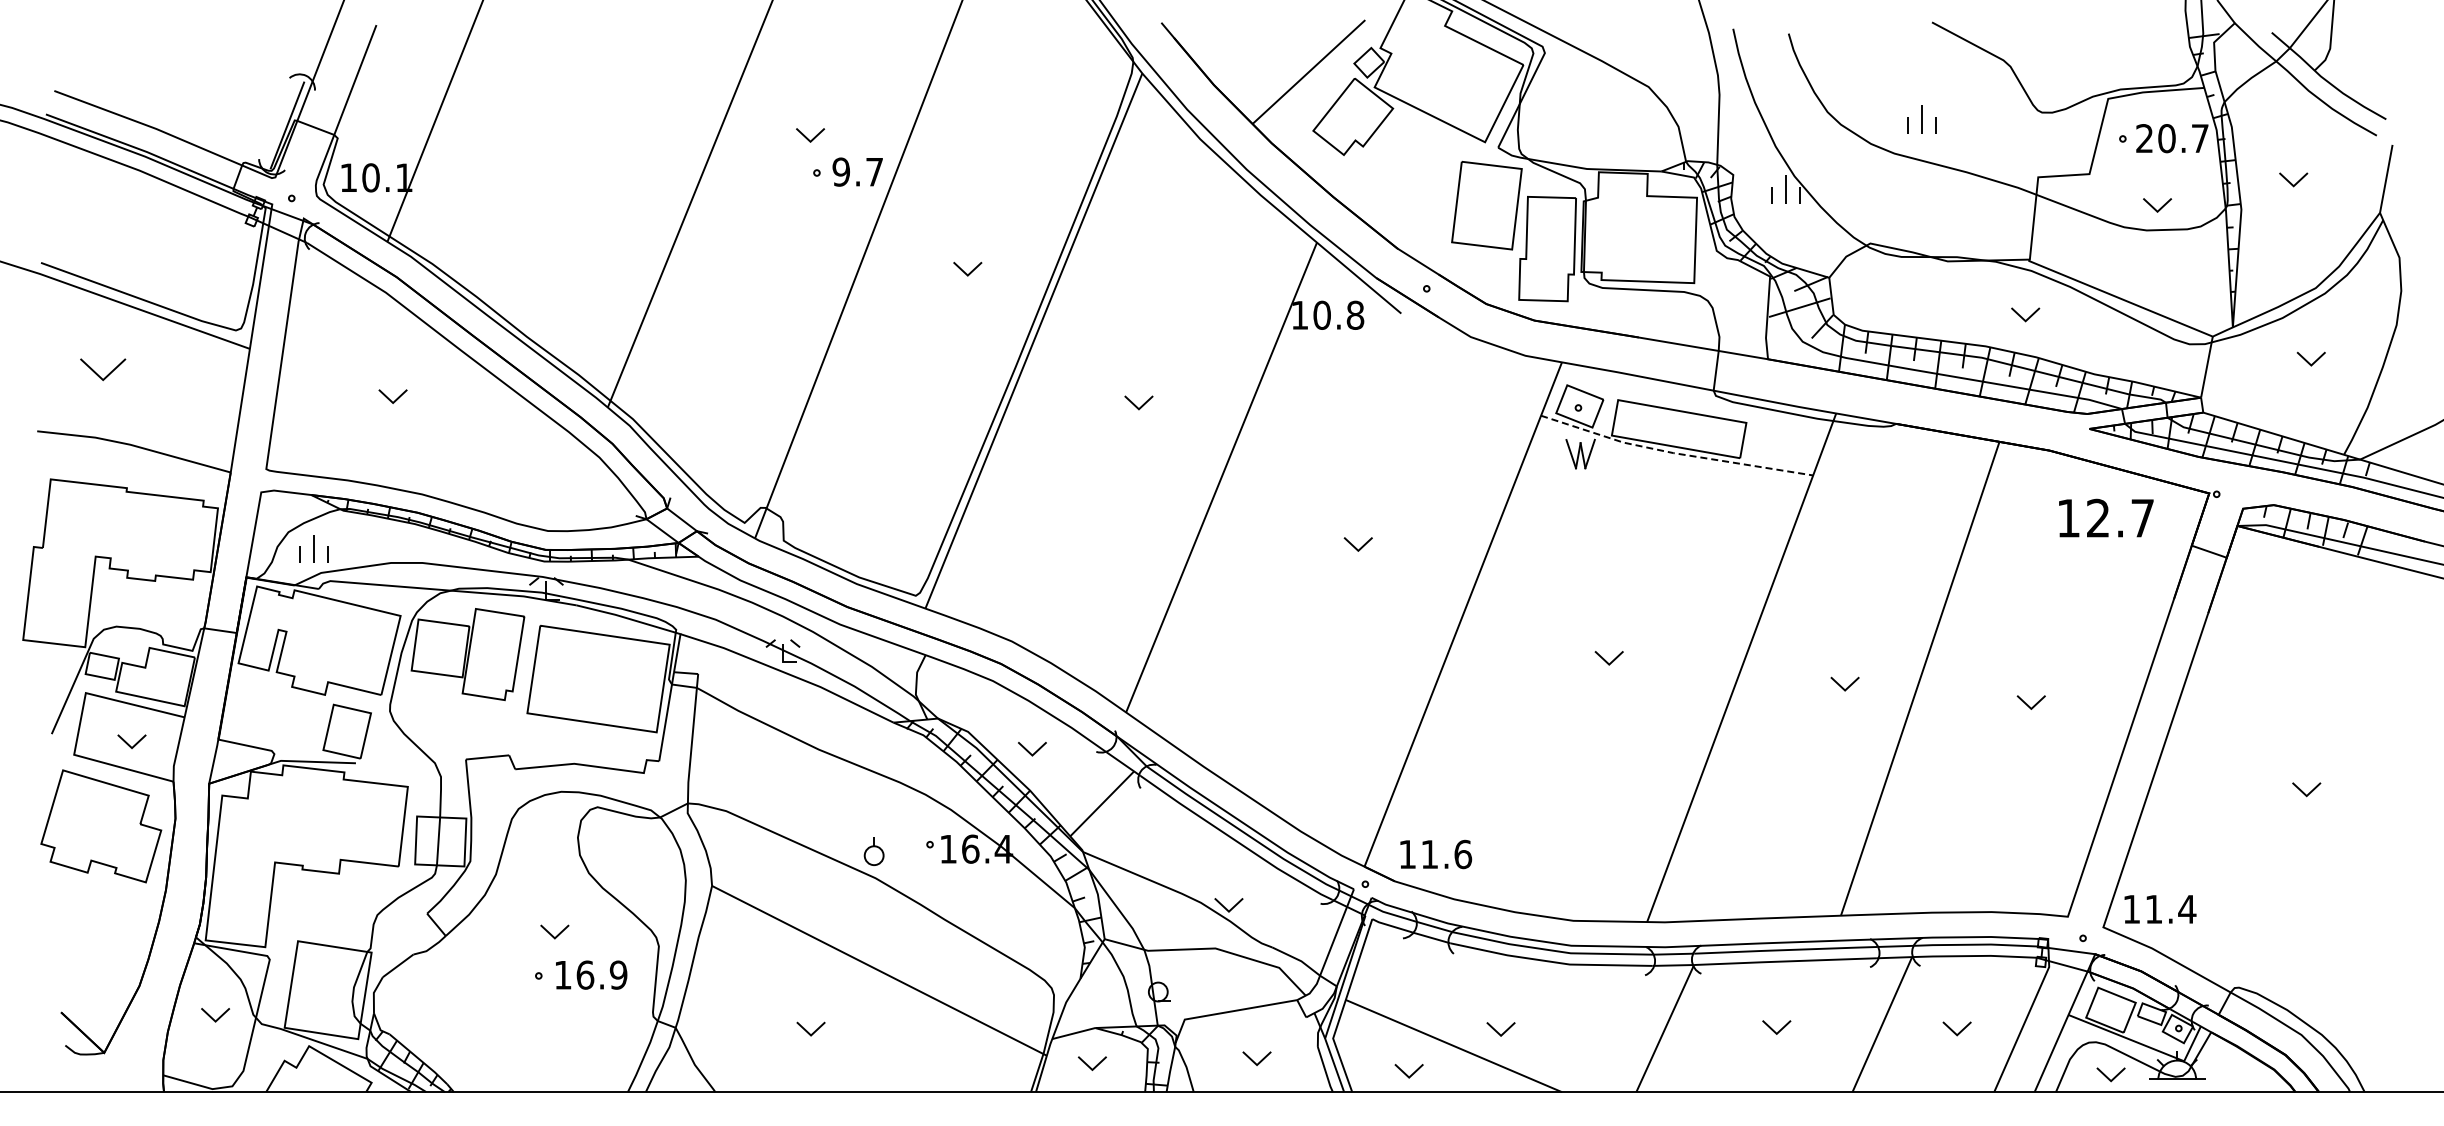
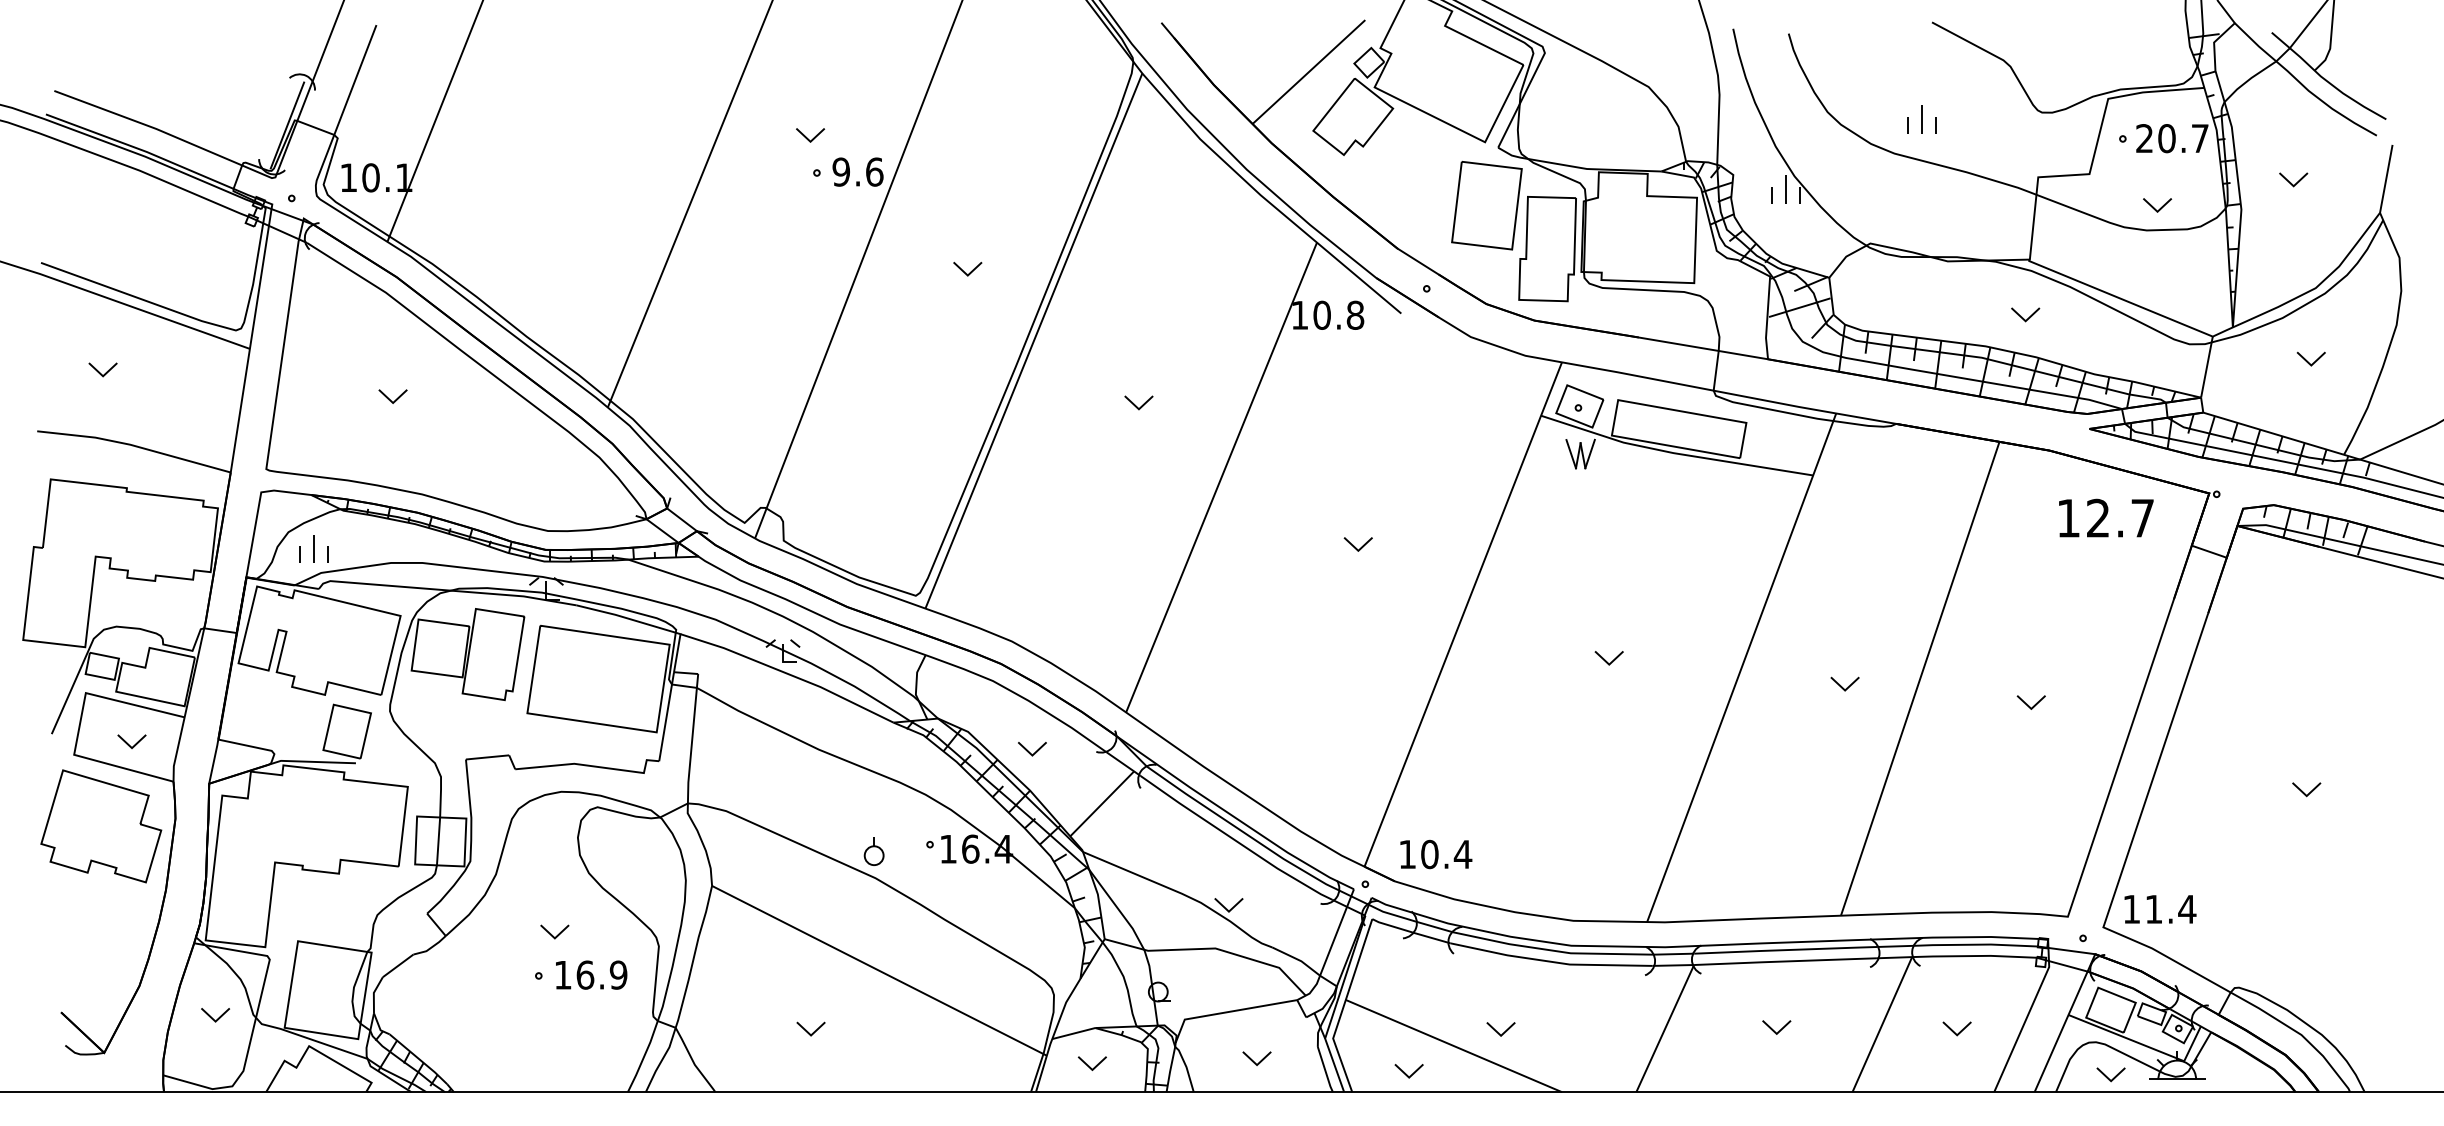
text: 9.7 -> 9.6 (874, 171)
part size: 47x24 px -> 30x16 px (102, 369)
line: dashed -> solid (1674, 453)
text: 11.6 -> 10.4 (1446, 854)
